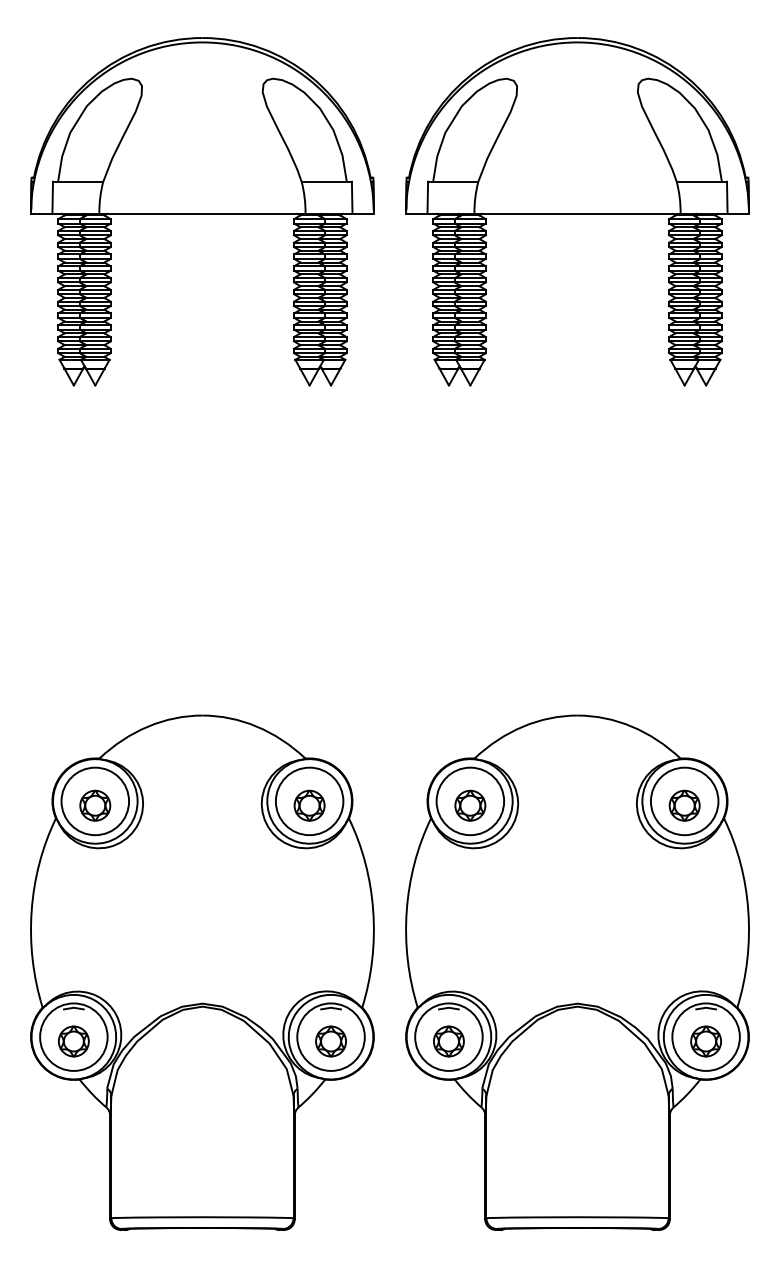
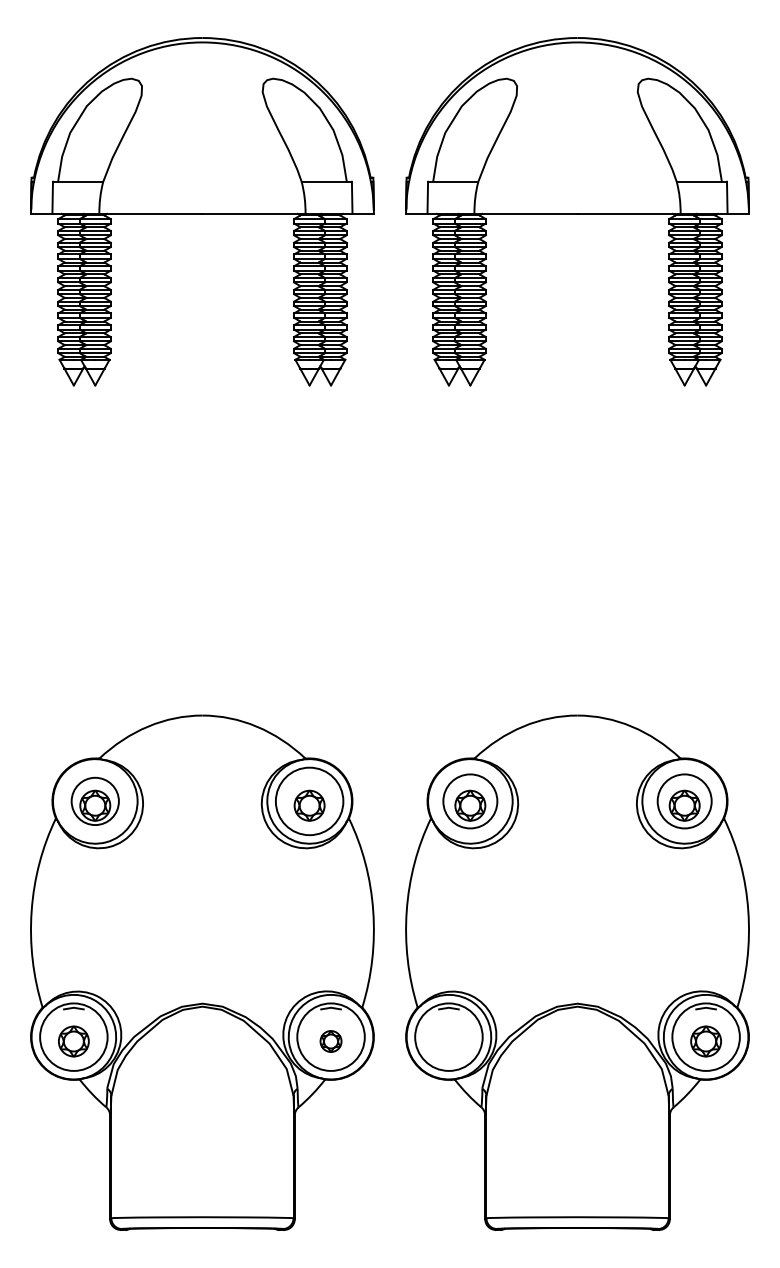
circle diameter: 68 px -> 47 px (94, 801)
circle diameter: 68 px -> 54 px (470, 801)
circle diameter: 68 px -> 54 px (684, 801)
part size: 32x33 px -> 24x23 px (330, 1041)
part: present -> none (448, 1041)
